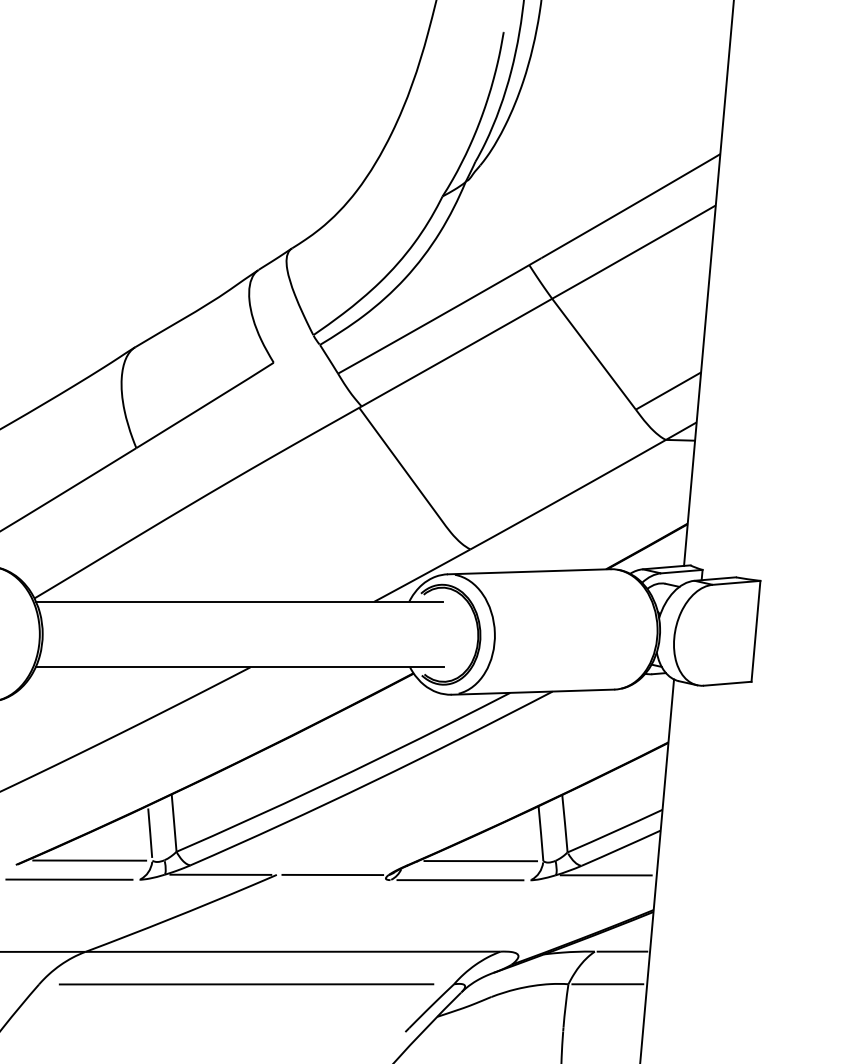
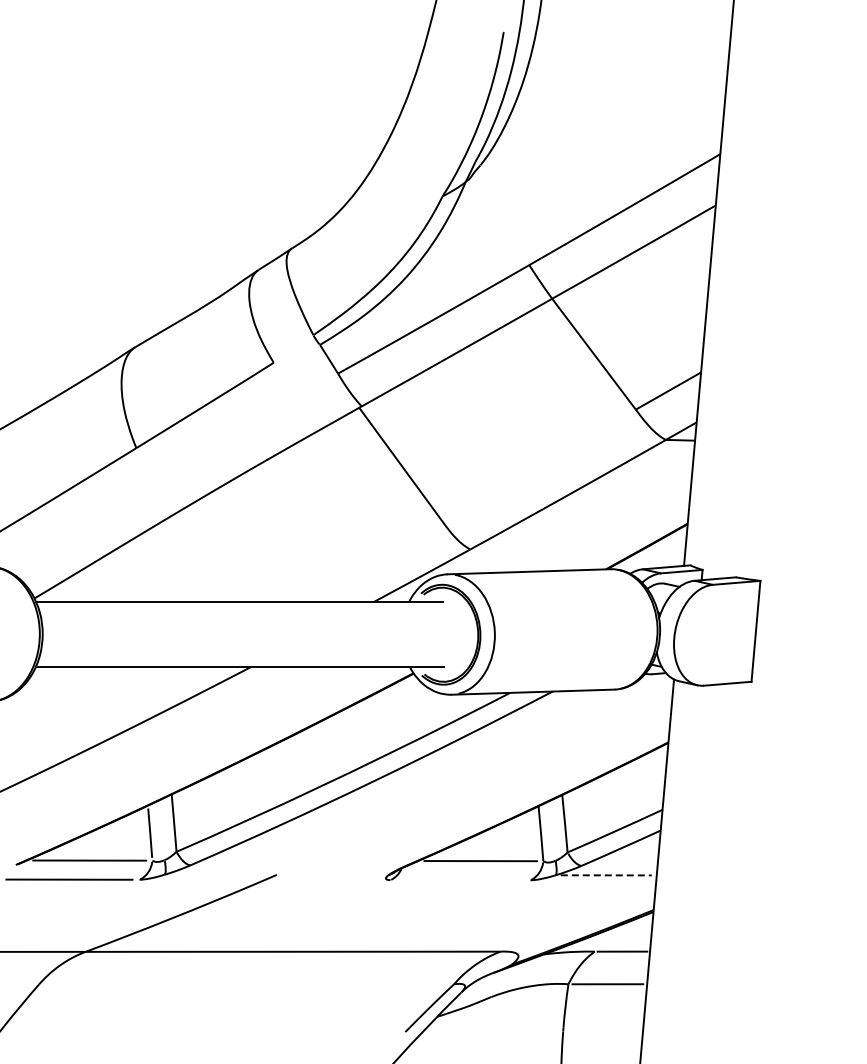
line: present -> none (220, 874)
line: present -> none (332, 874)
line: solid -> dashed (606, 875)
line: present -> none (460, 880)
line: present -> none (246, 984)
